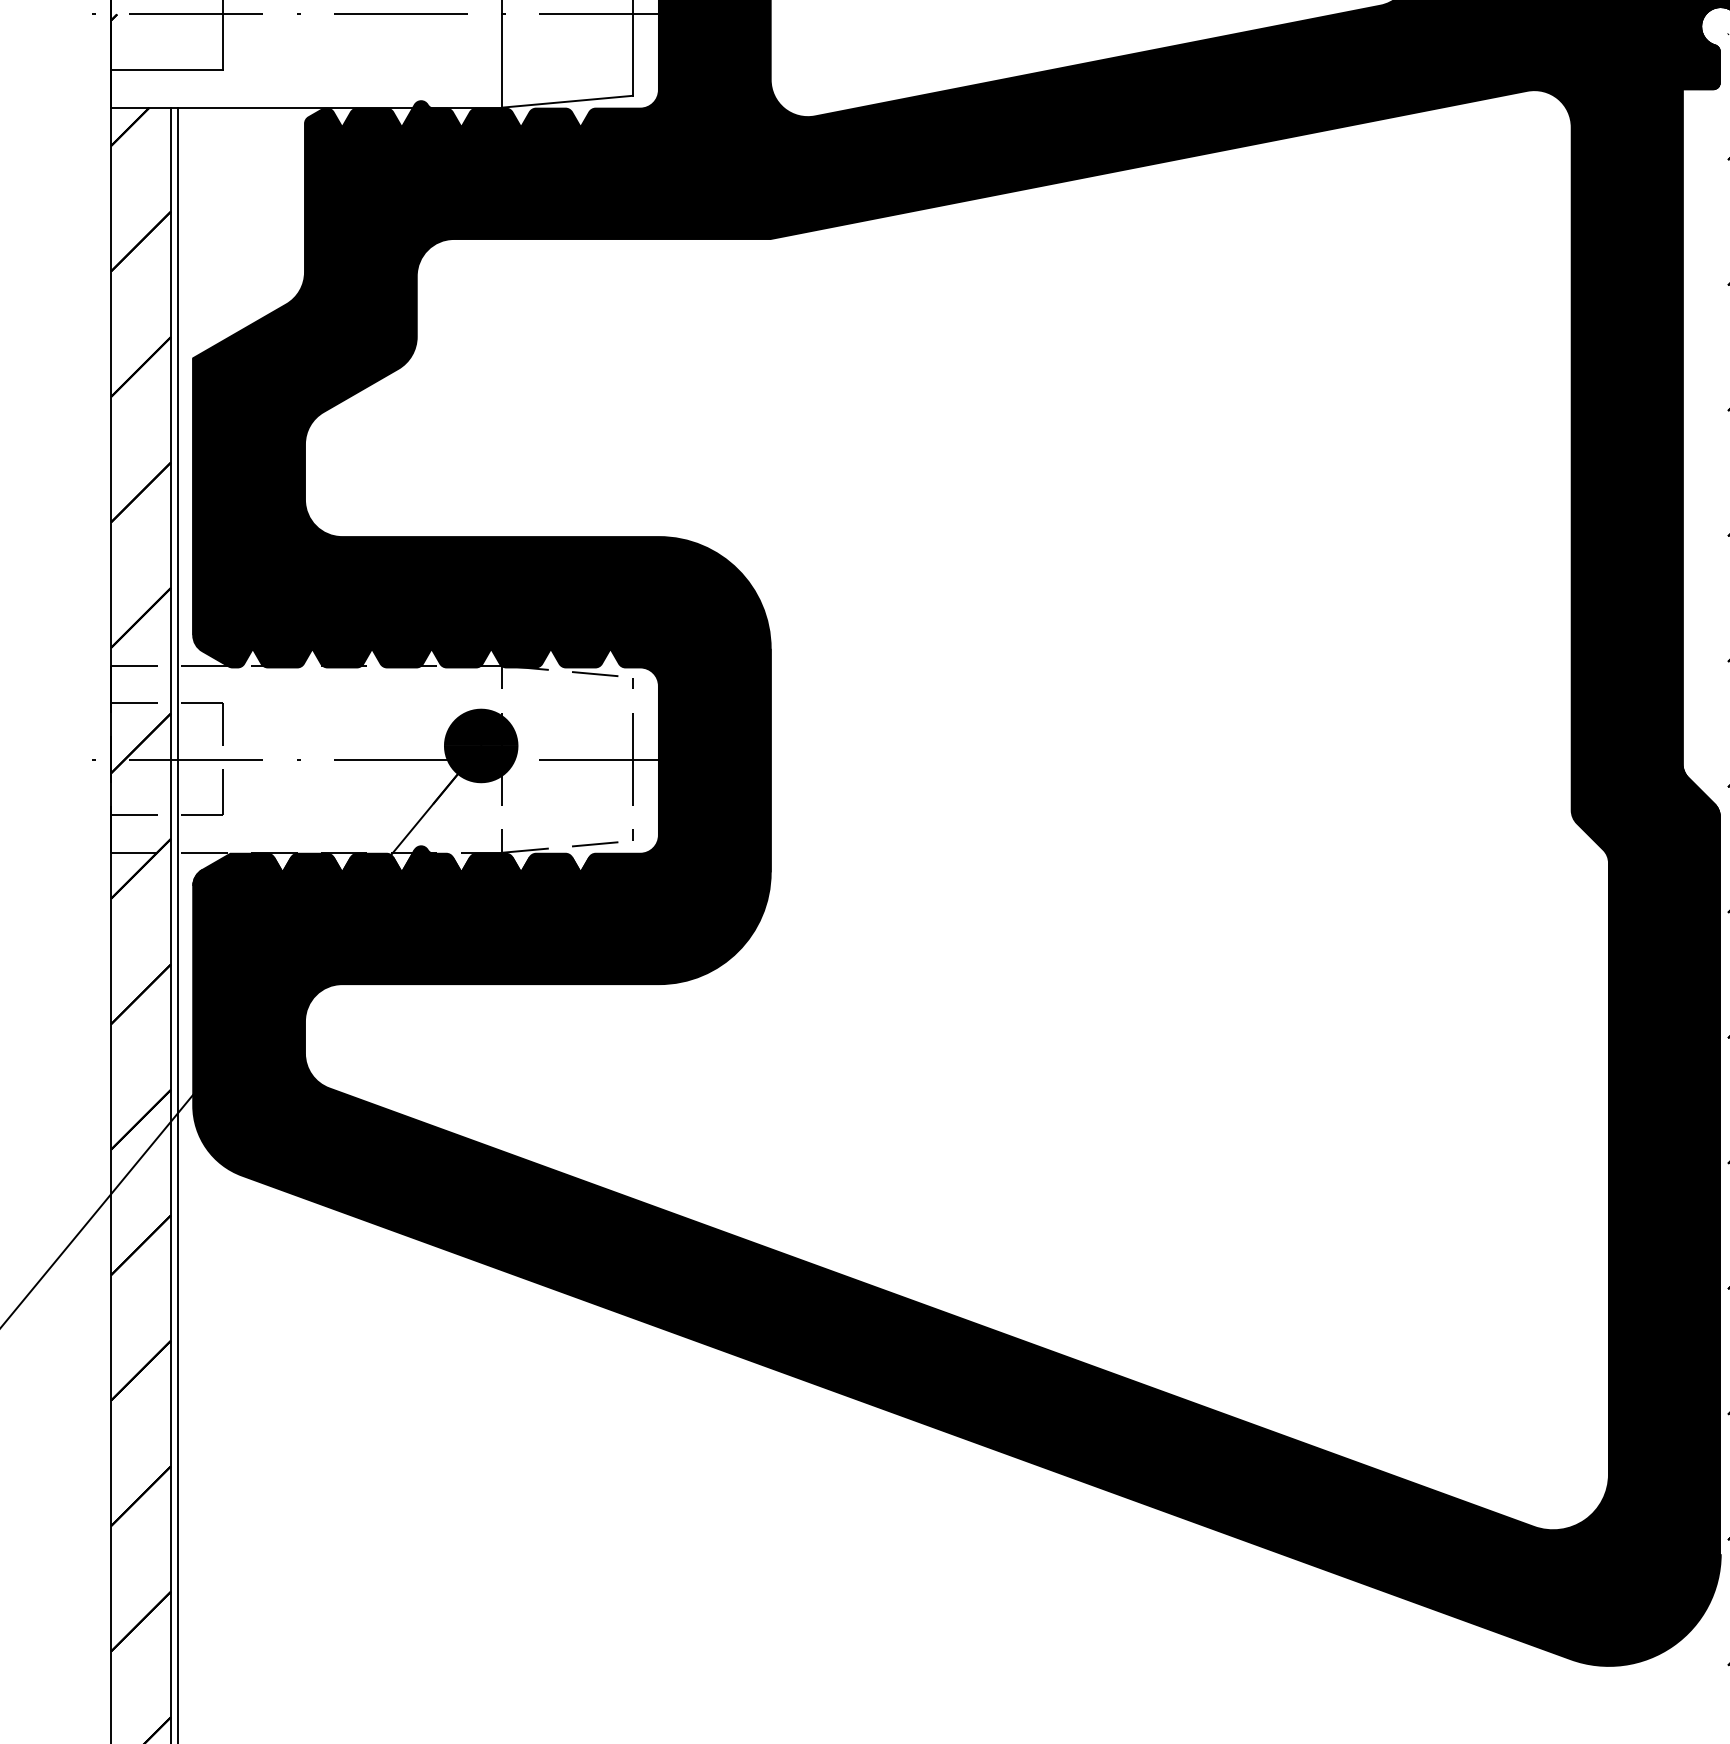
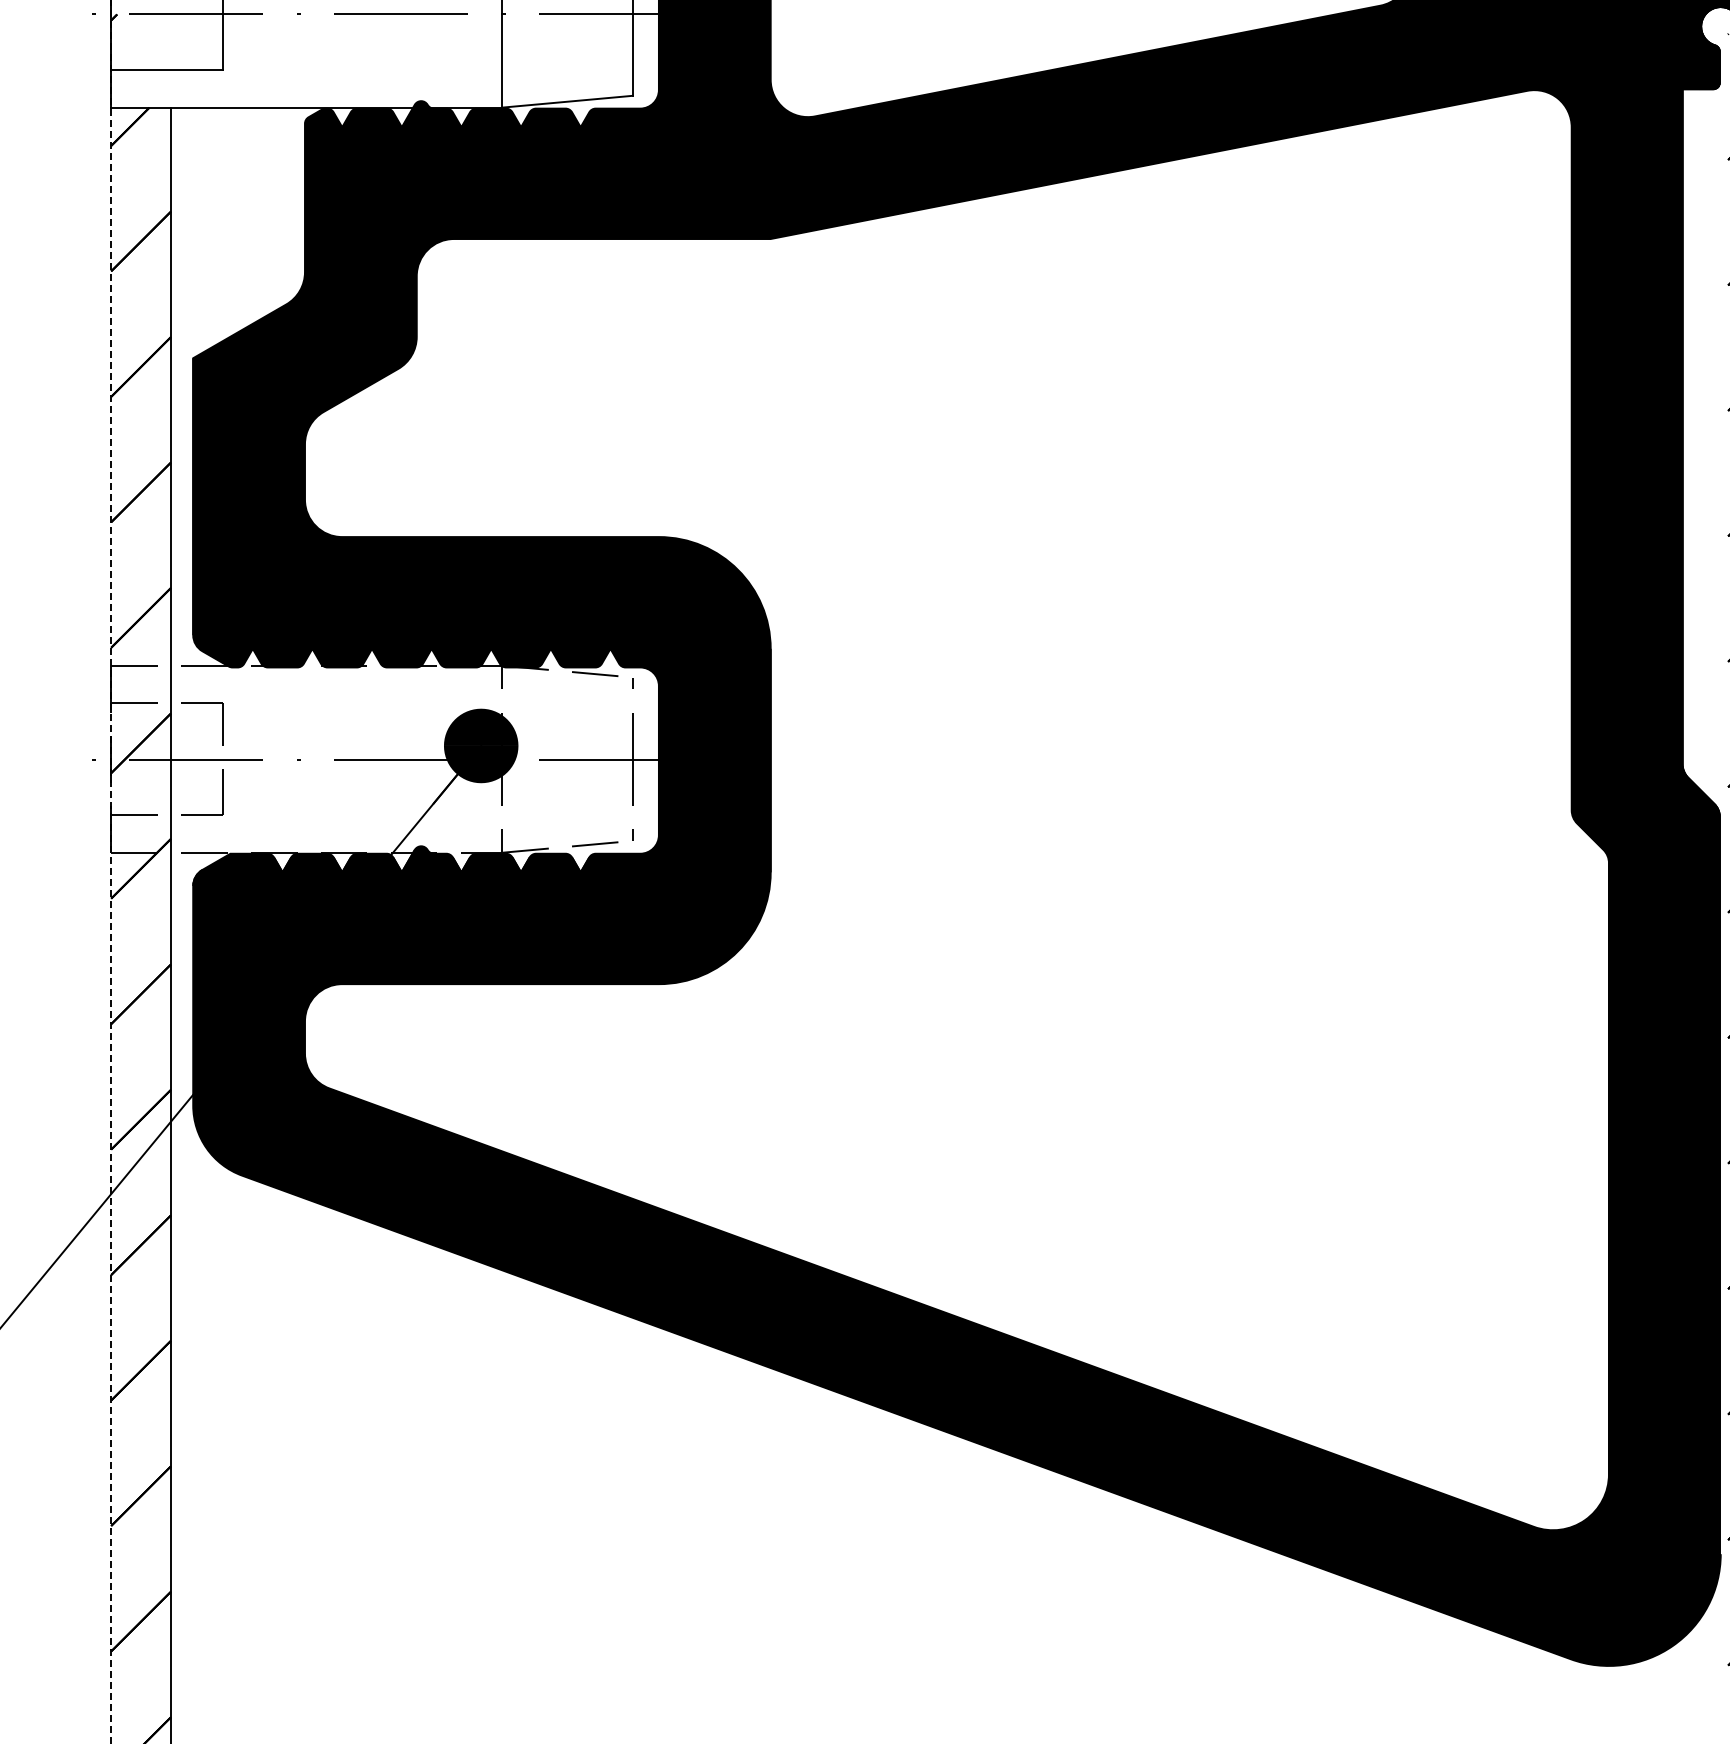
line: solid -> dashed (111, 871)
line: present -> none (178, 923)
